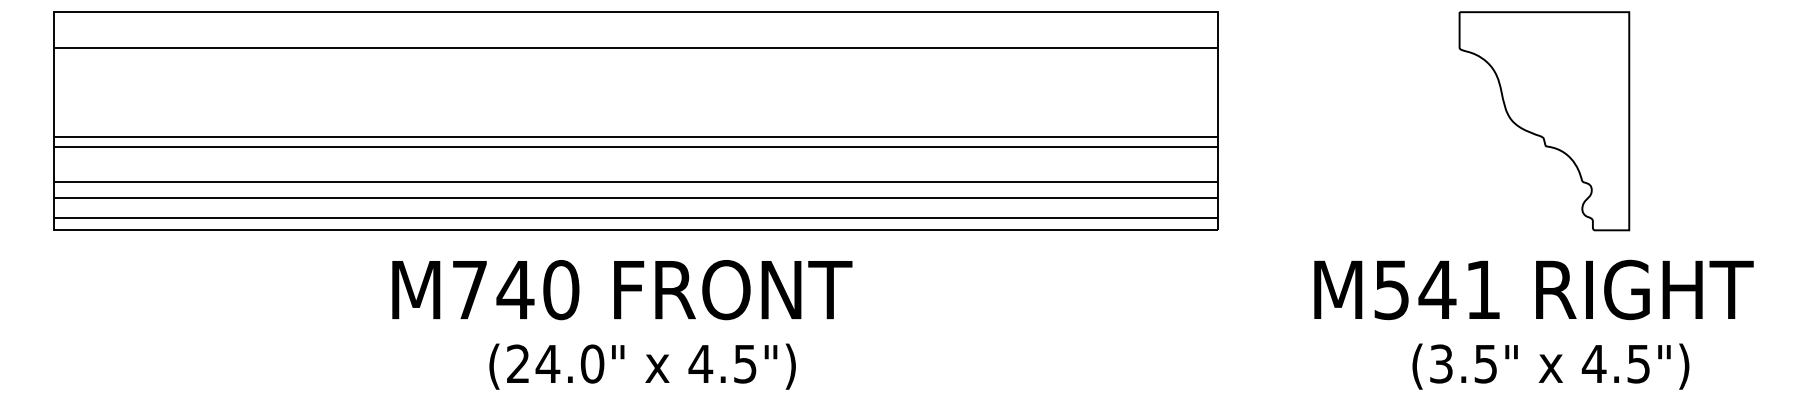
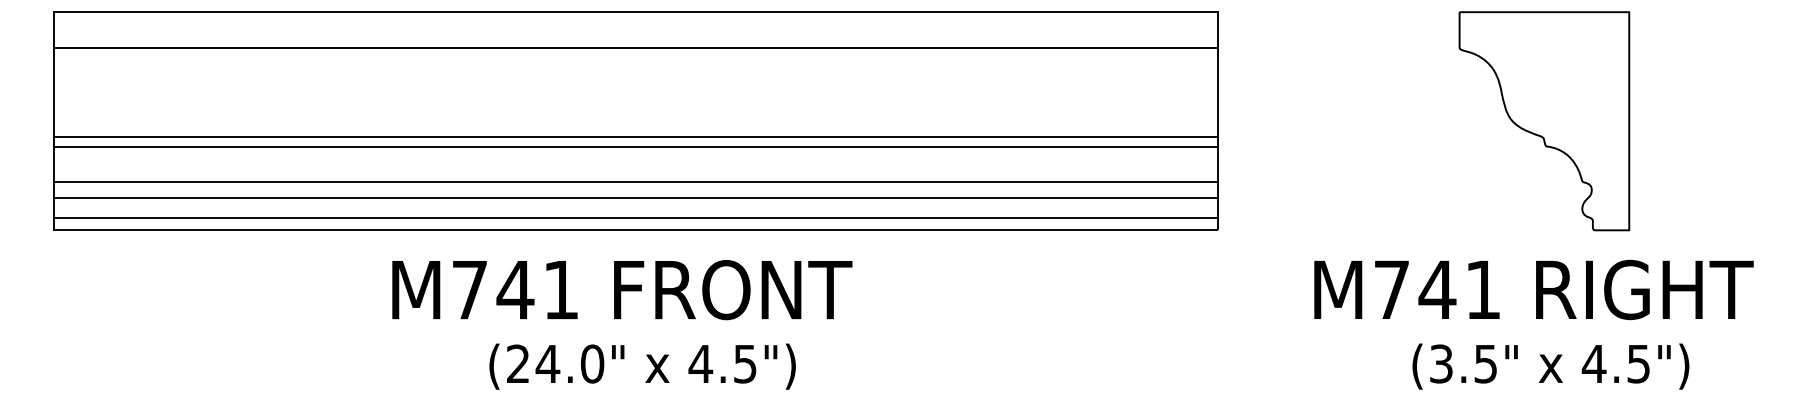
text: M740 -> M741 (561, 290)
text: M541 -> M741 (1391, 290)
